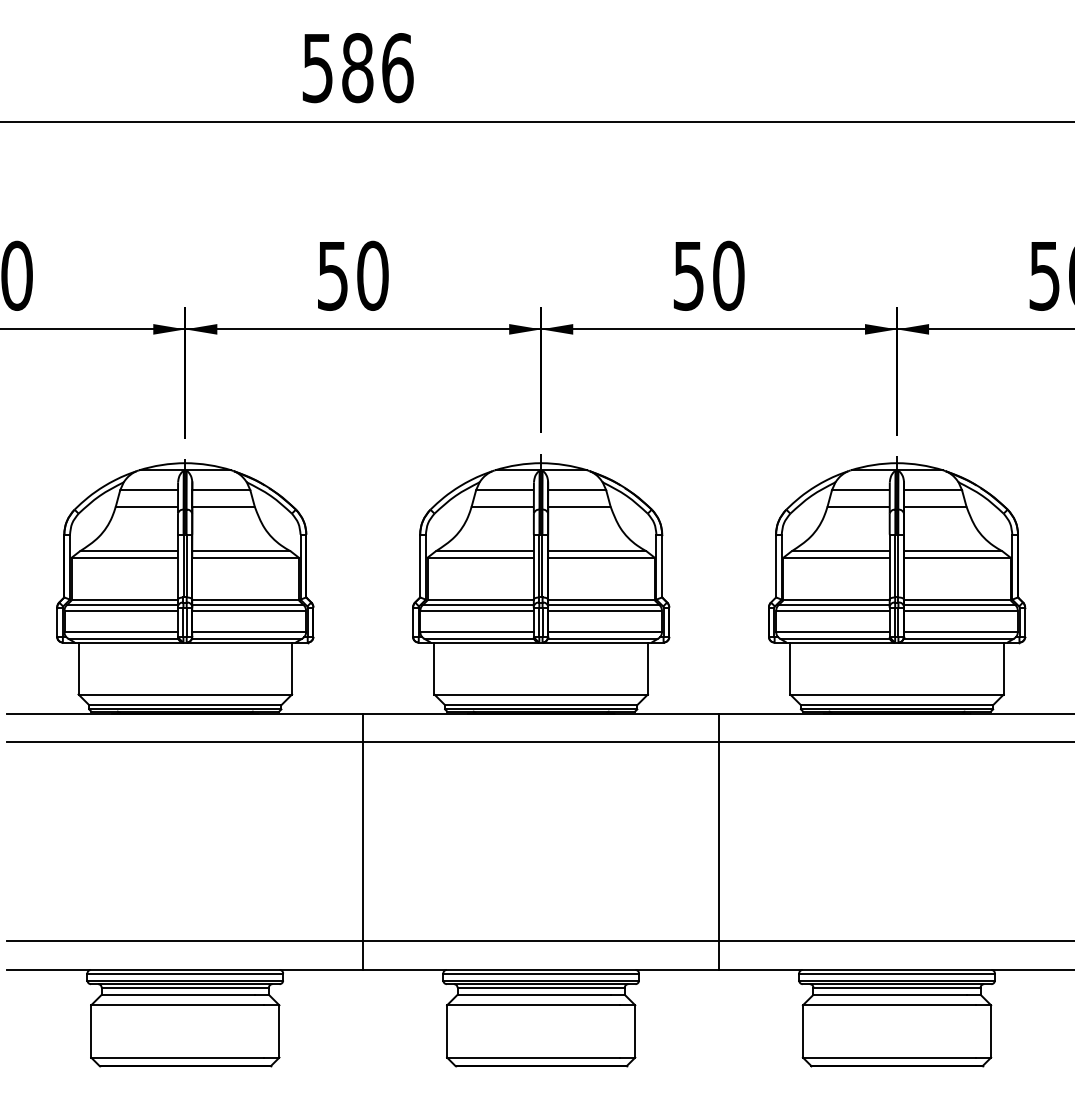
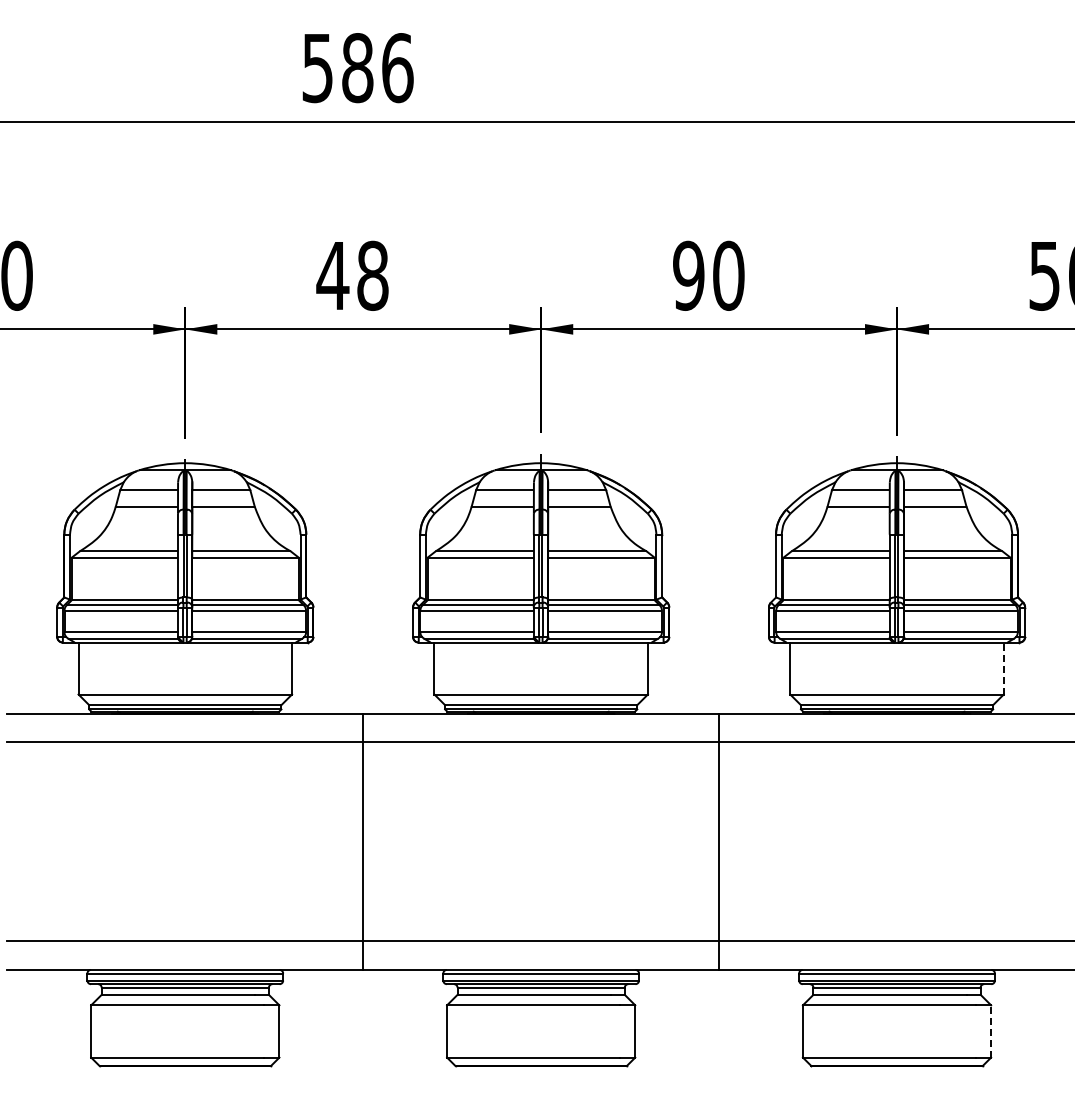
text: 50 -> 48 (352, 275)
text: 50 -> 90 (688, 275)
line: solid -> dashed (1003, 668)
line: solid -> dashed (991, 1030)
